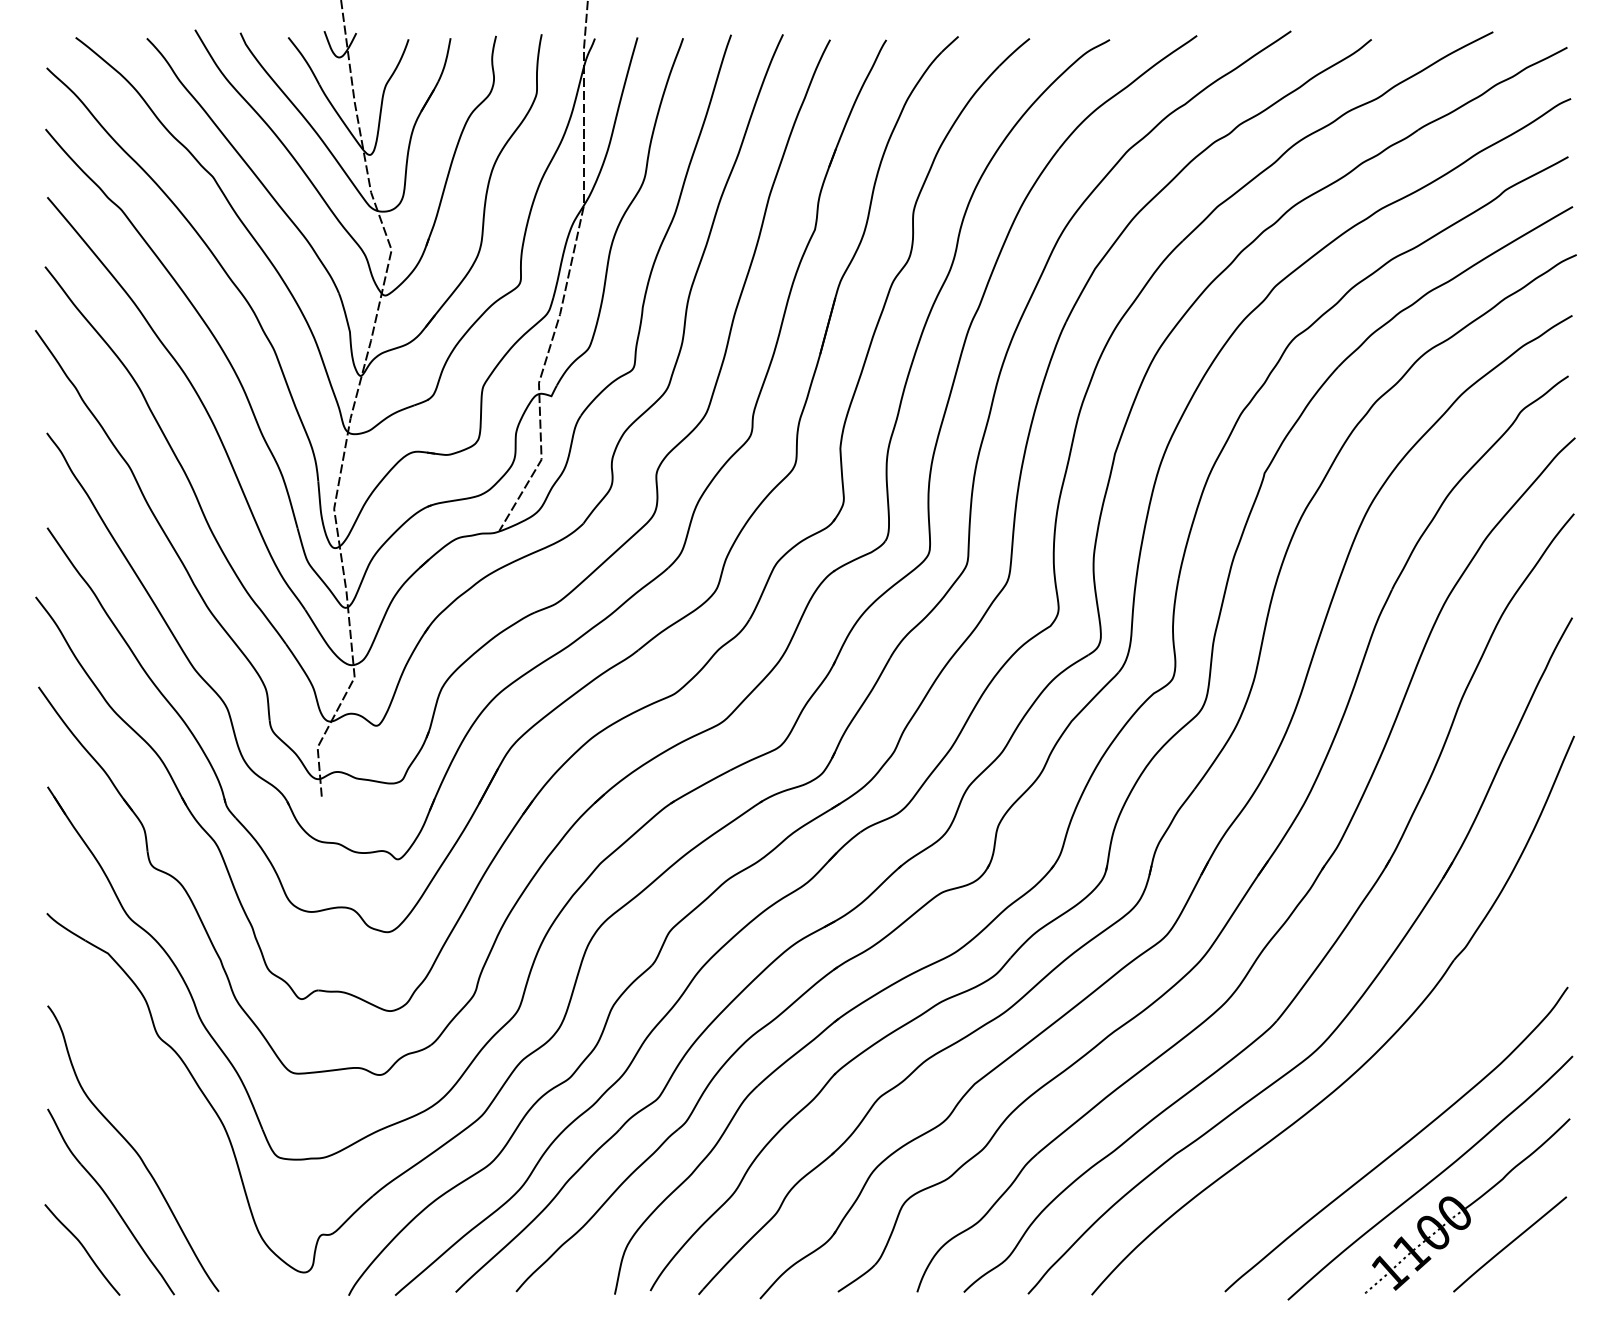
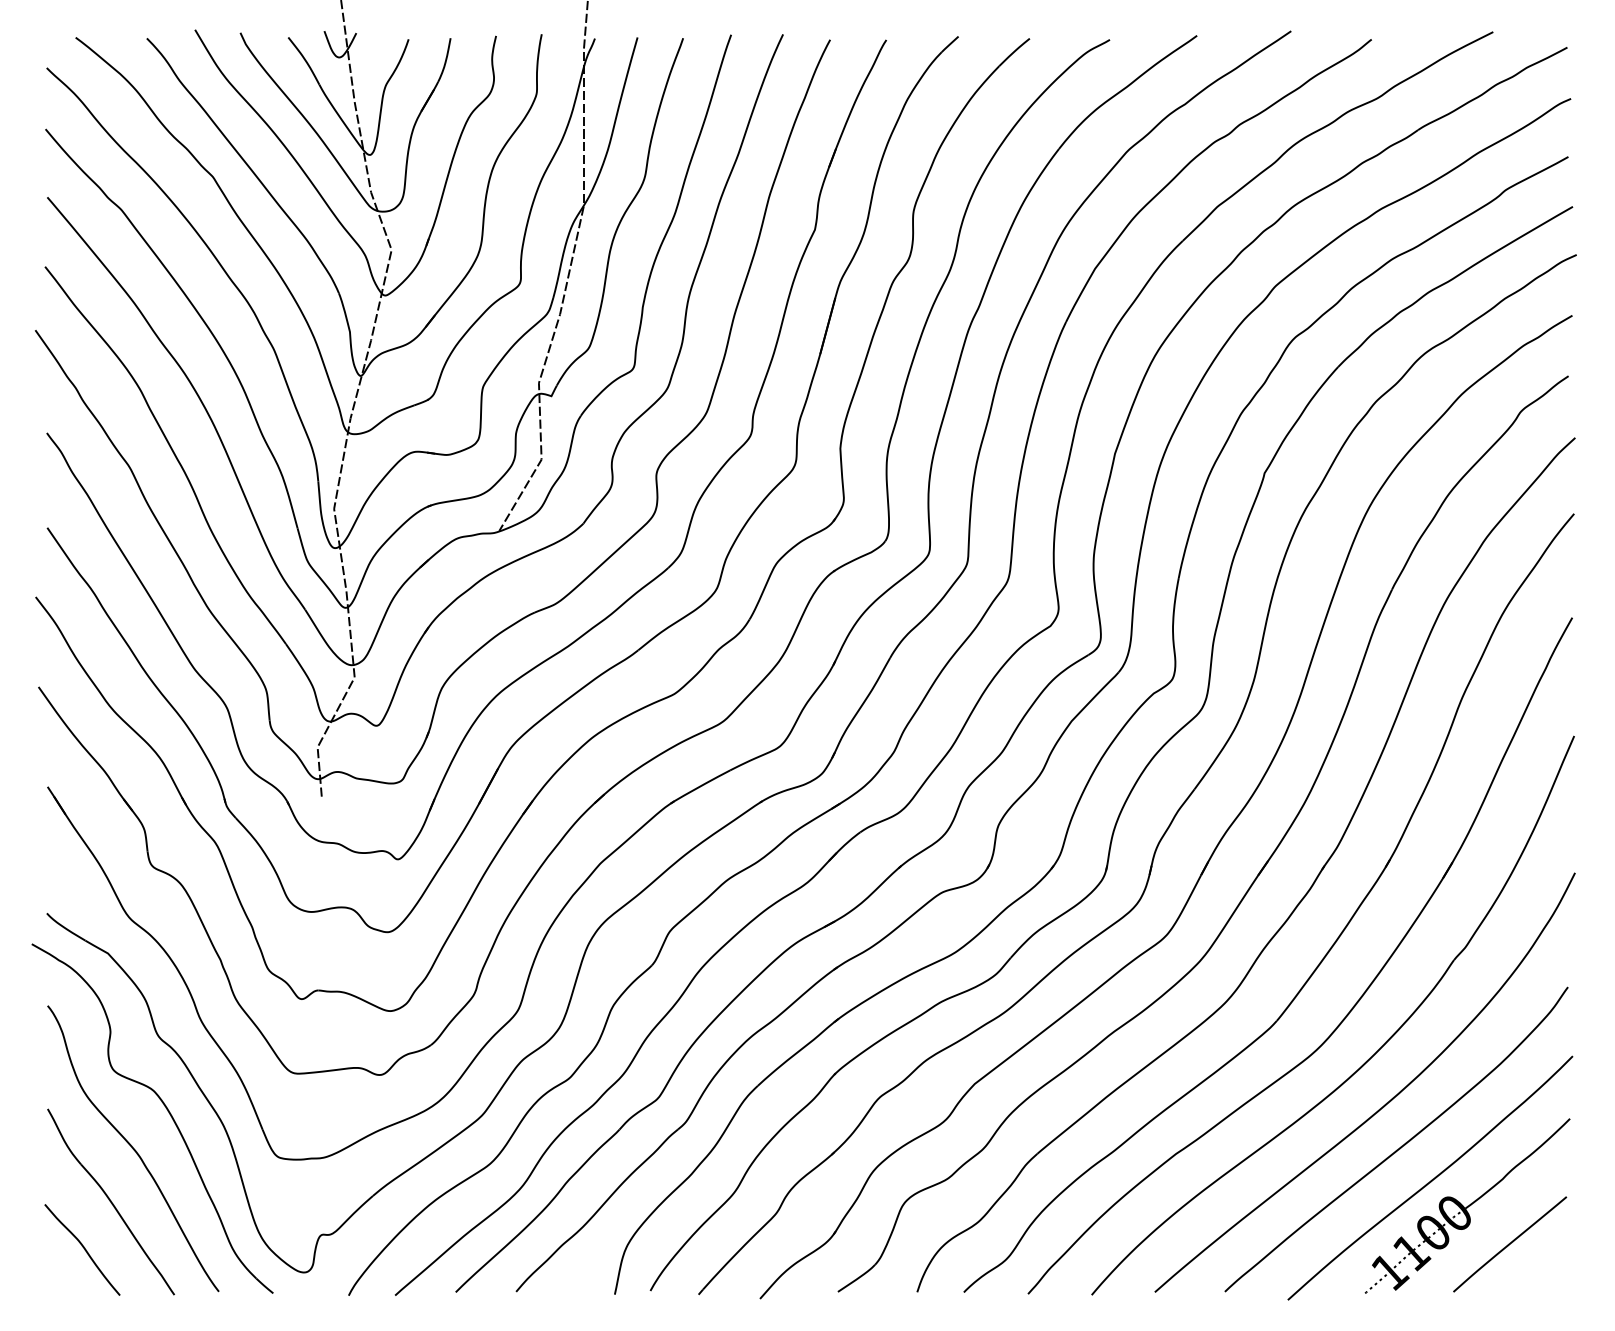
curve: none -> present (1385, 1103)
part: none -> present (165, 1108)
